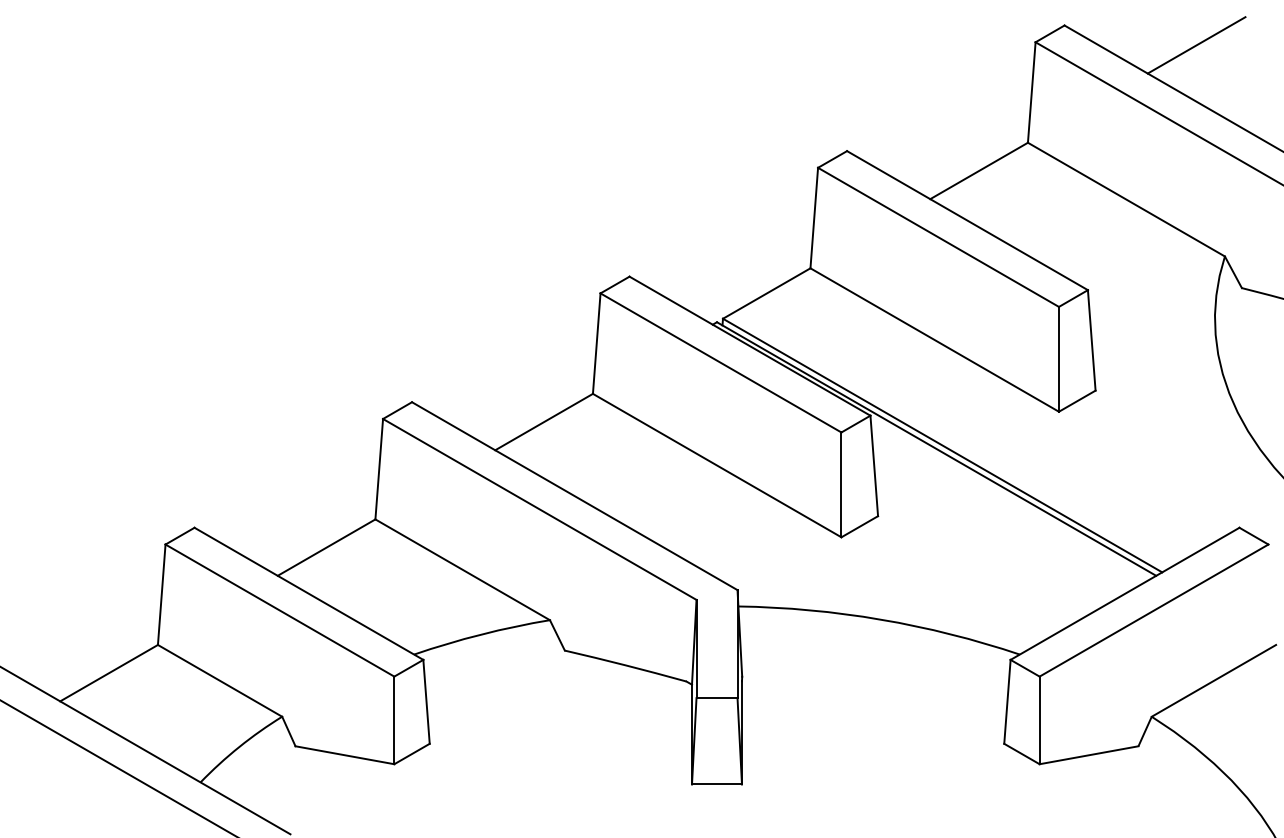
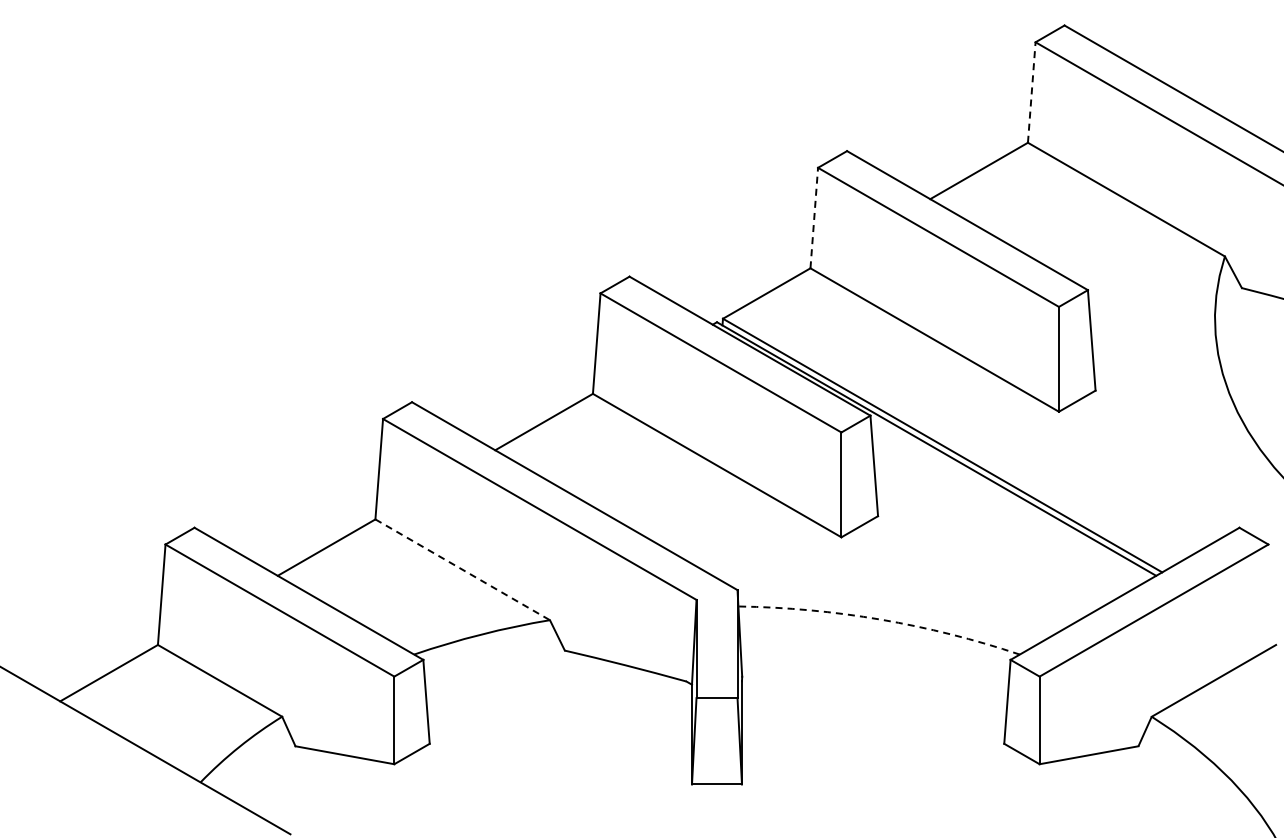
line: present -> none (1196, 45)
line: solid -> dashed (1031, 92)
line: solid -> dashed (814, 217)
line: solid -> dashed (462, 569)
arc: solid -> dashed (880, 619)
line: present -> none (117, 767)
